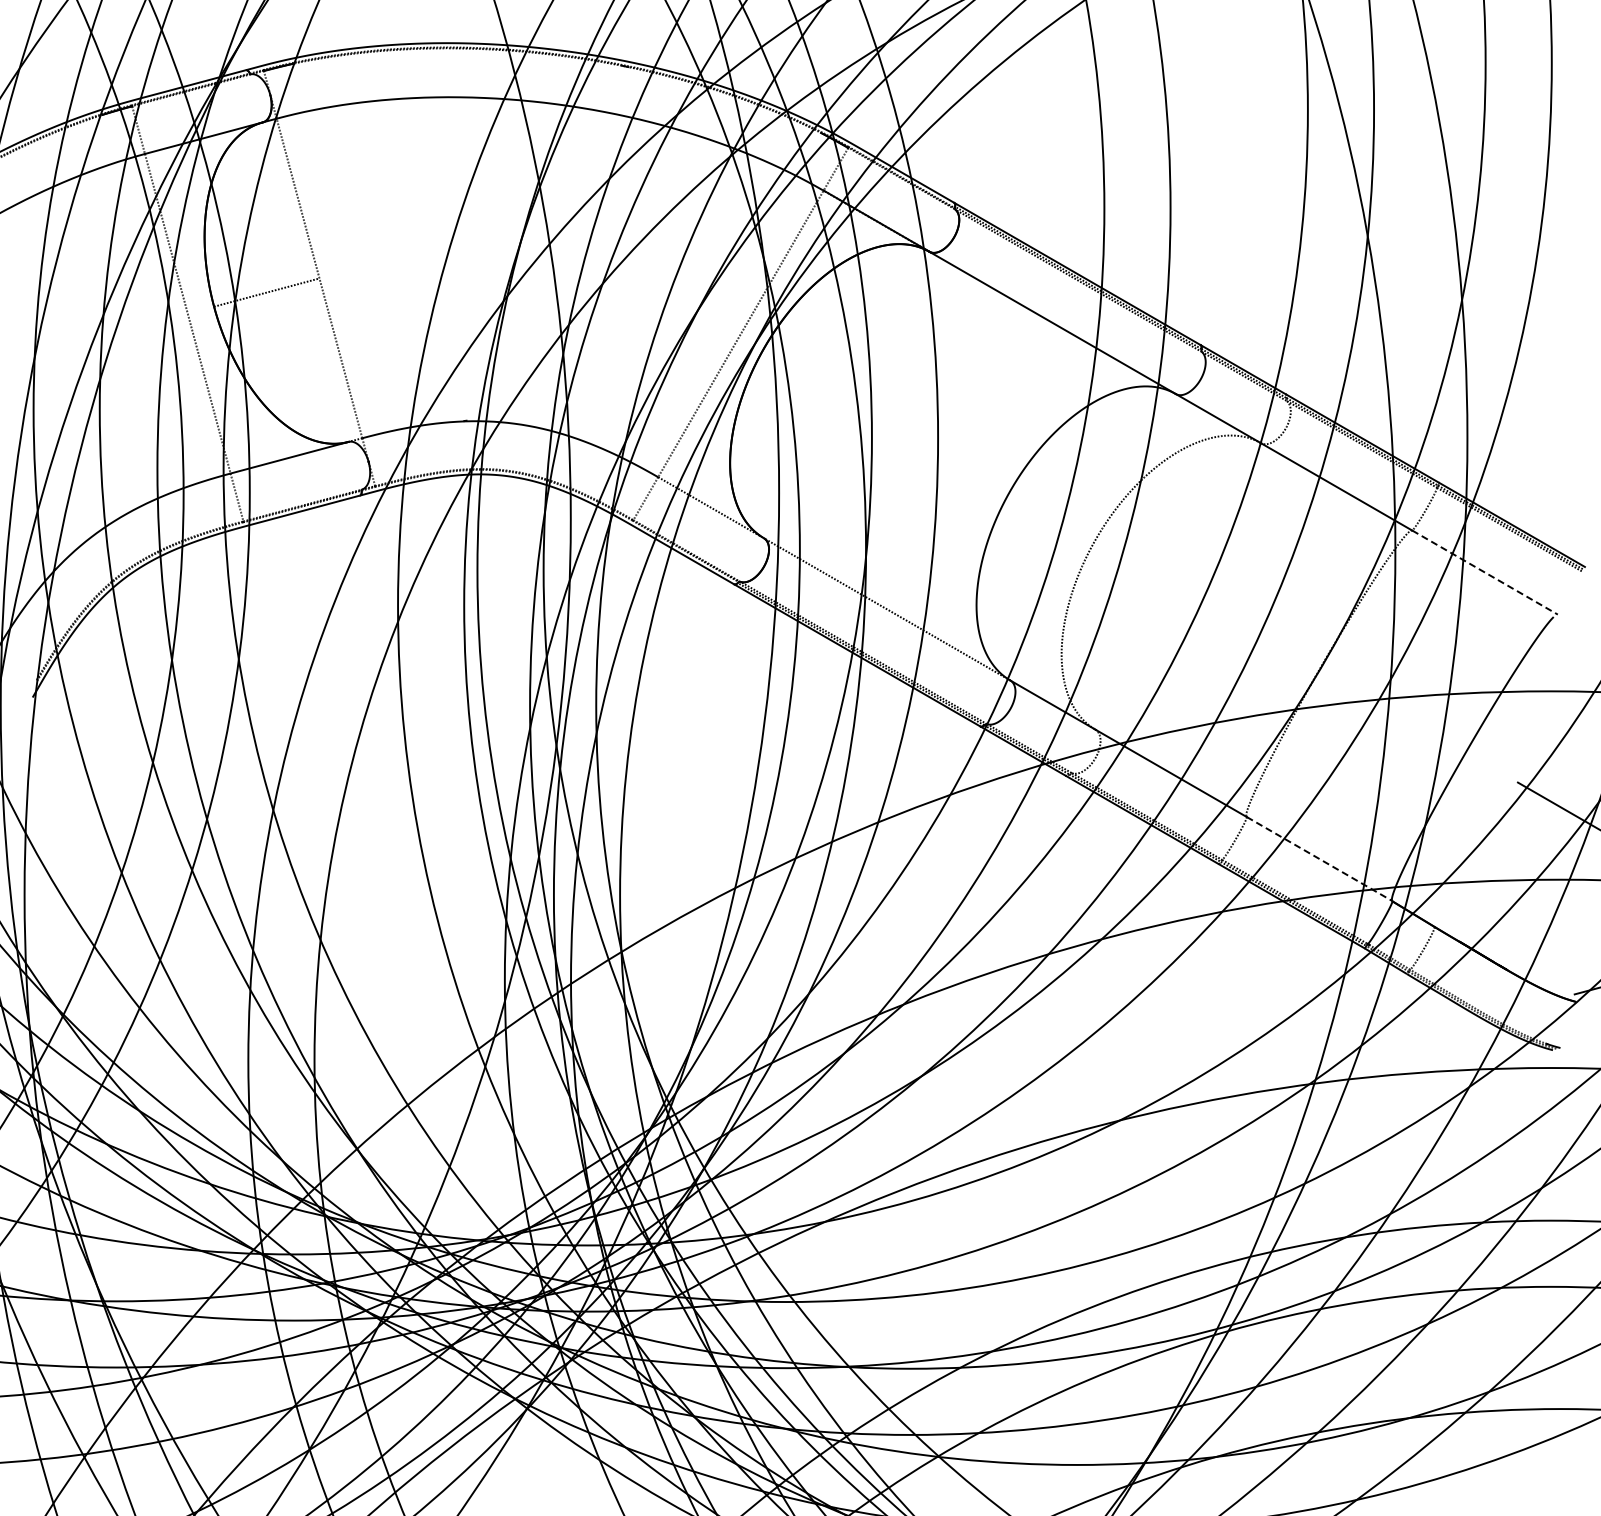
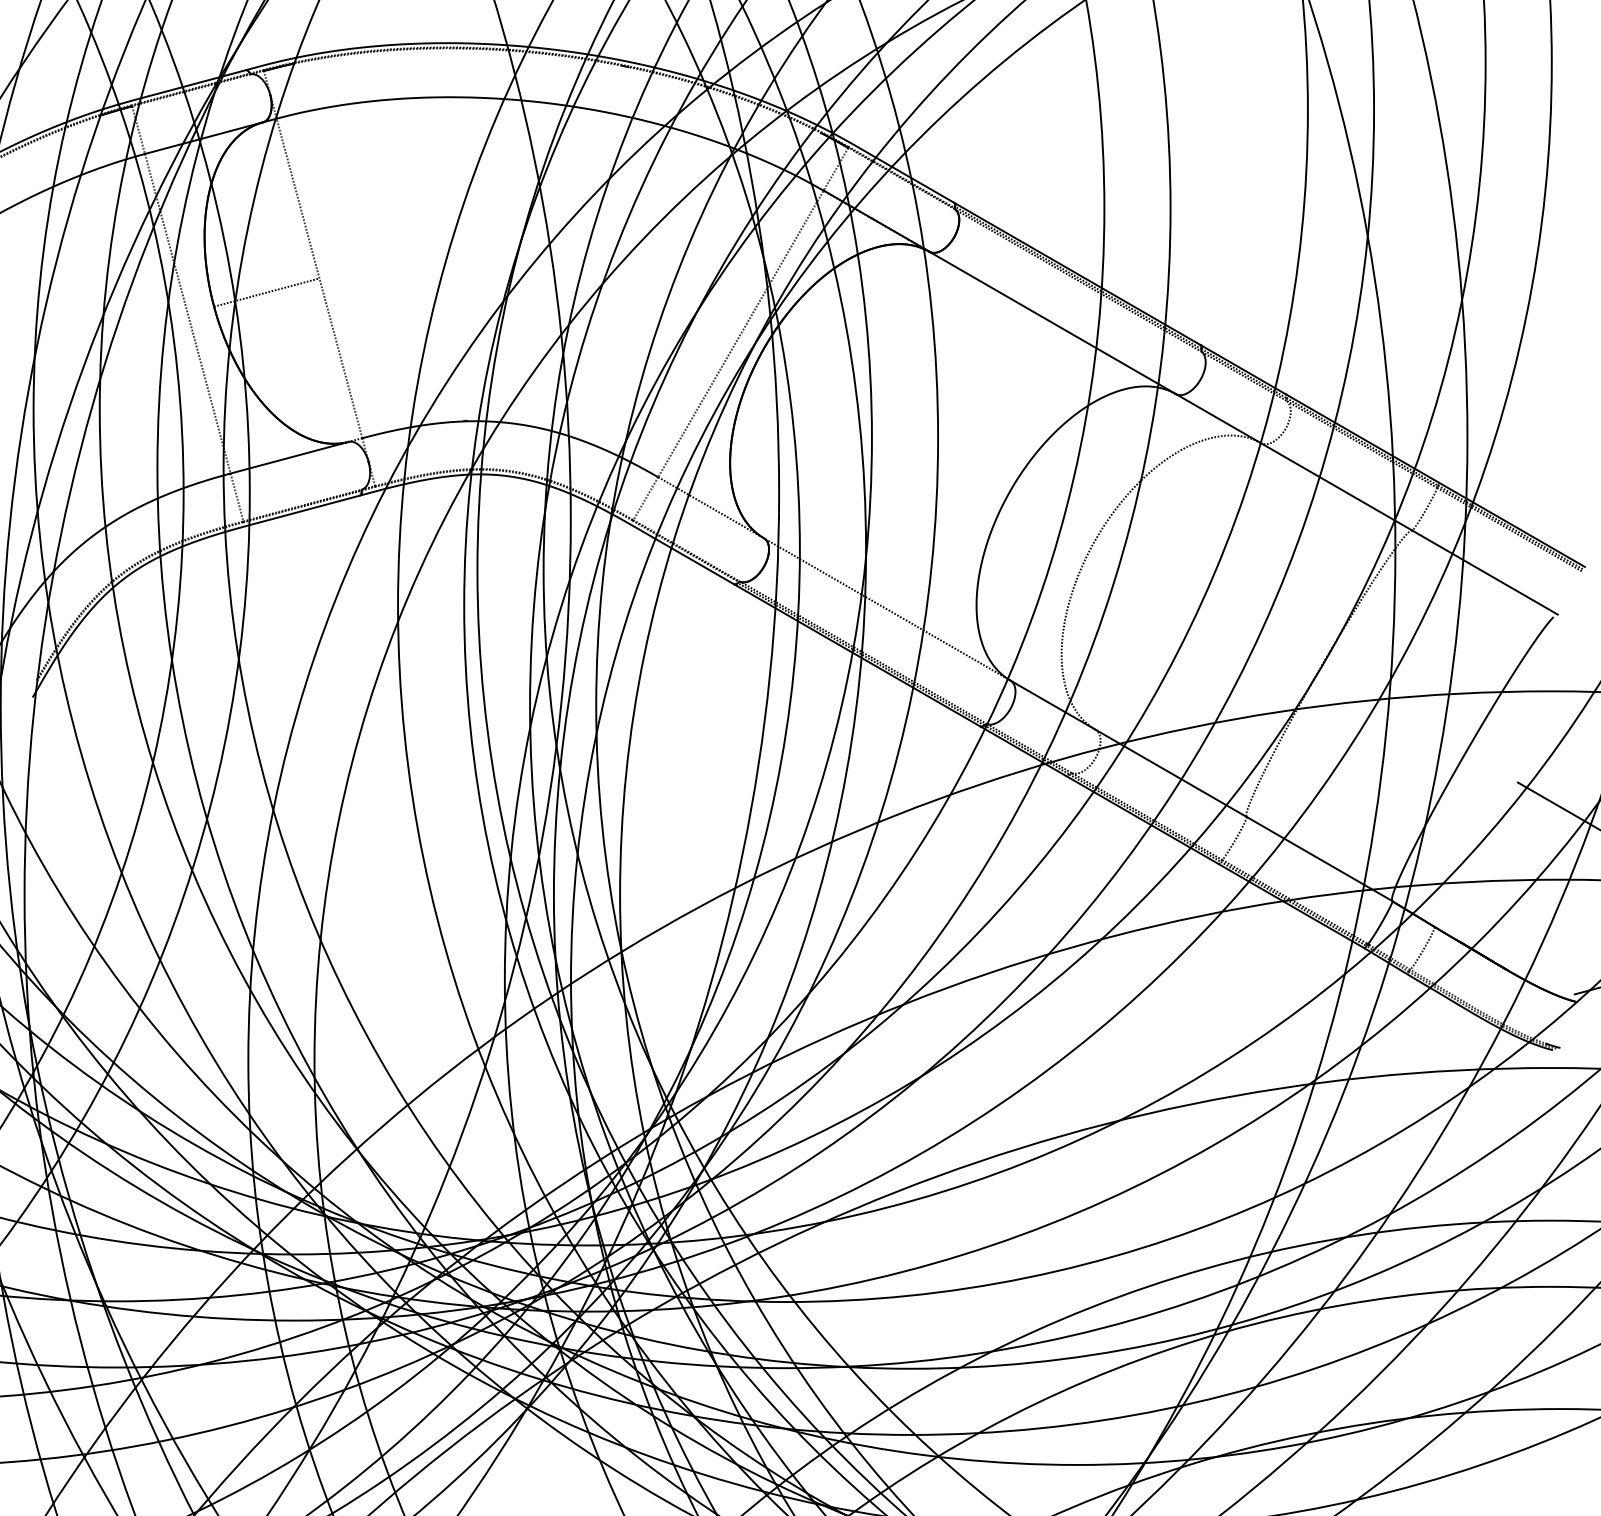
line: dashed -> solid (1485, 572)
line: dashed -> solid (1320, 859)
